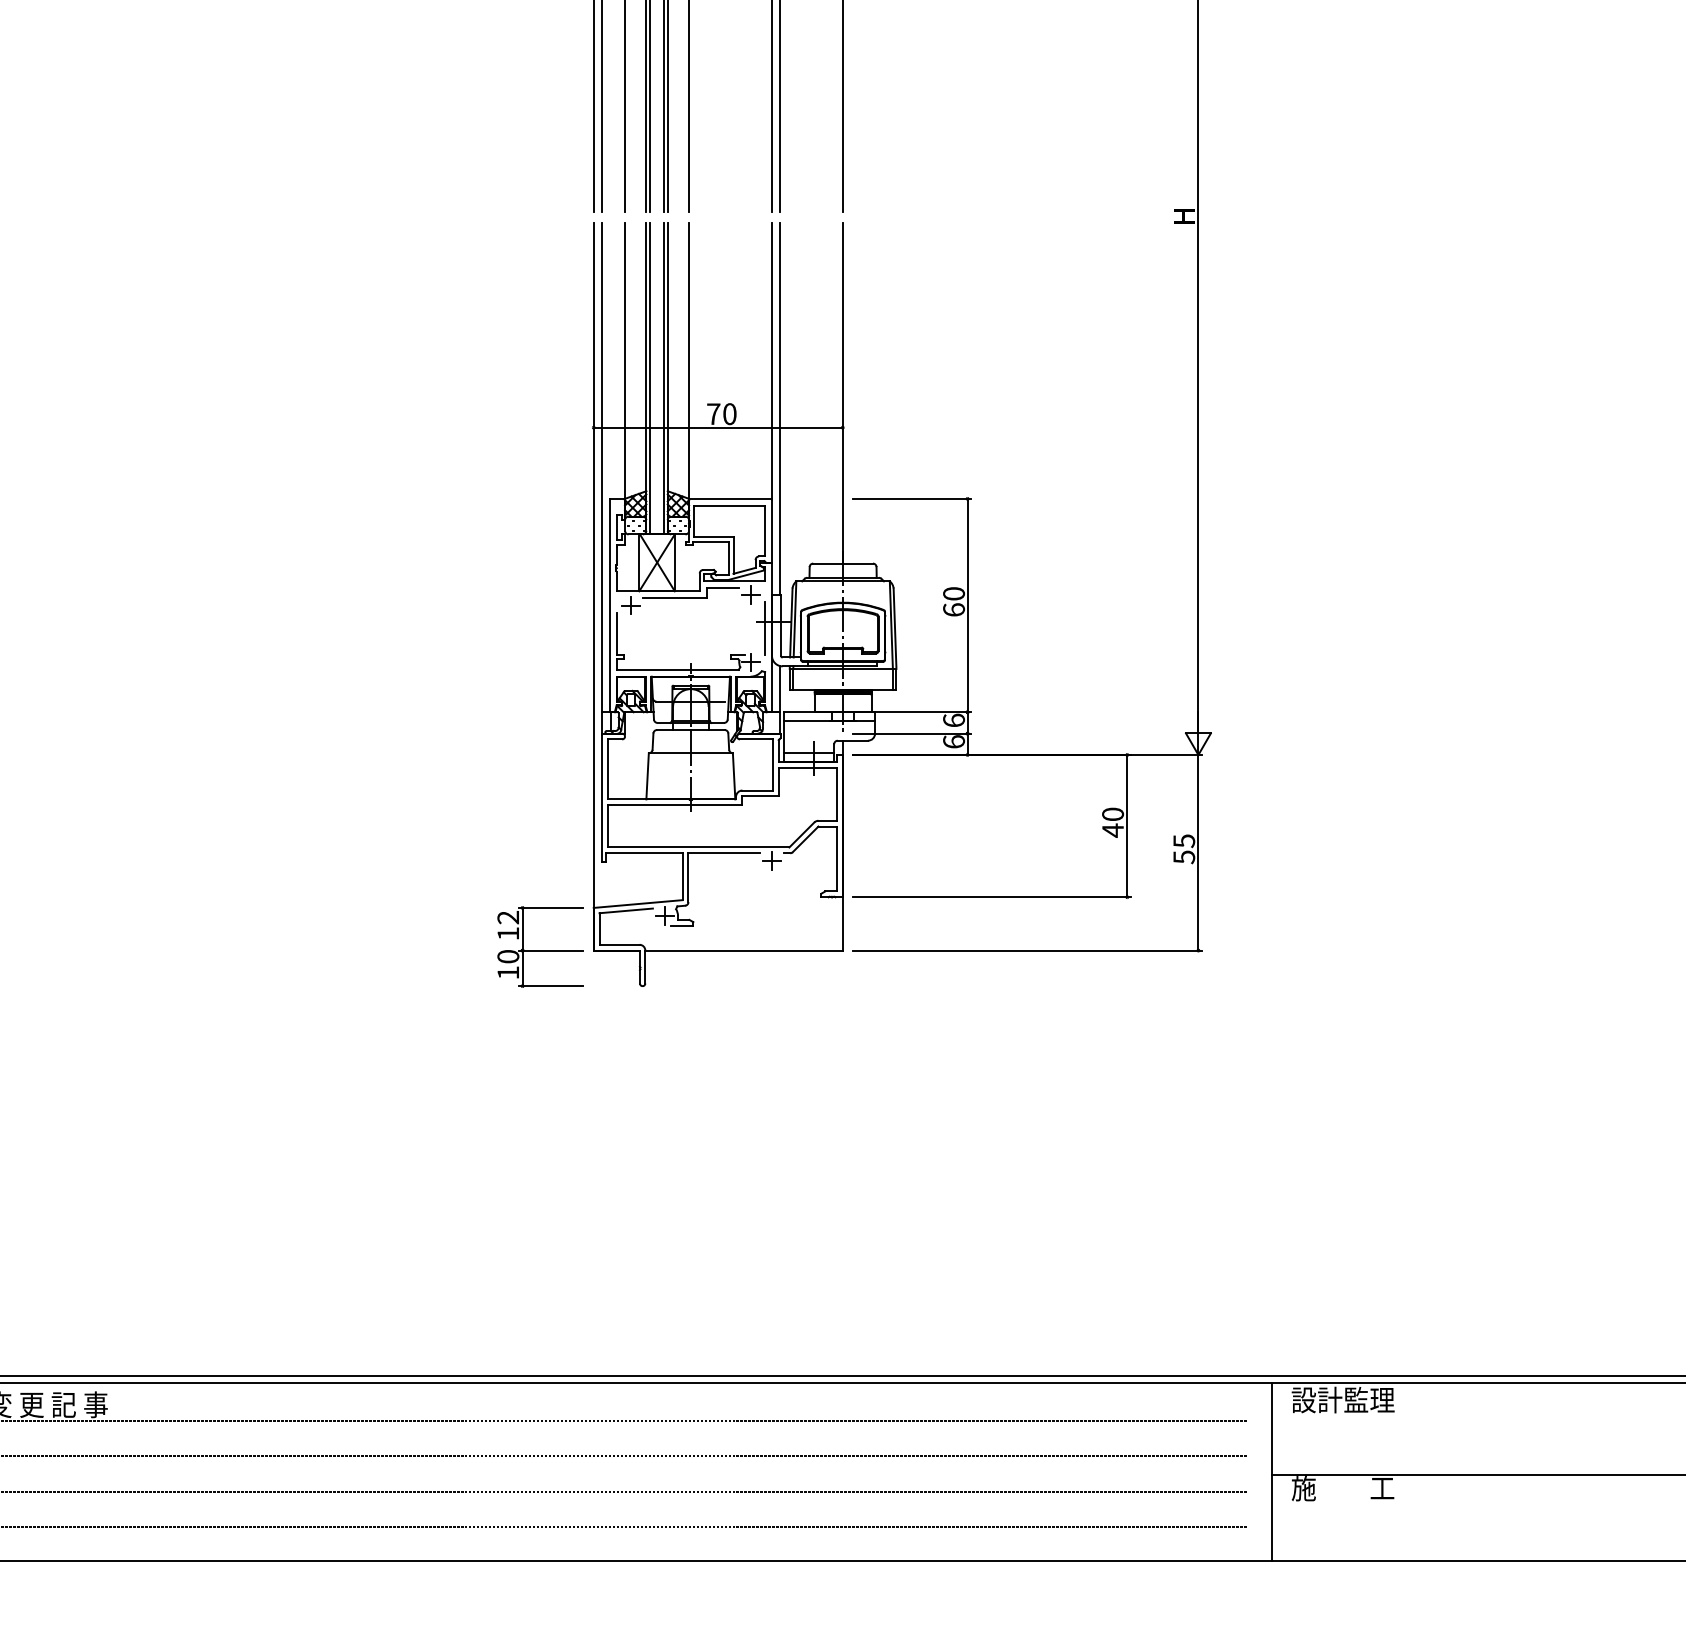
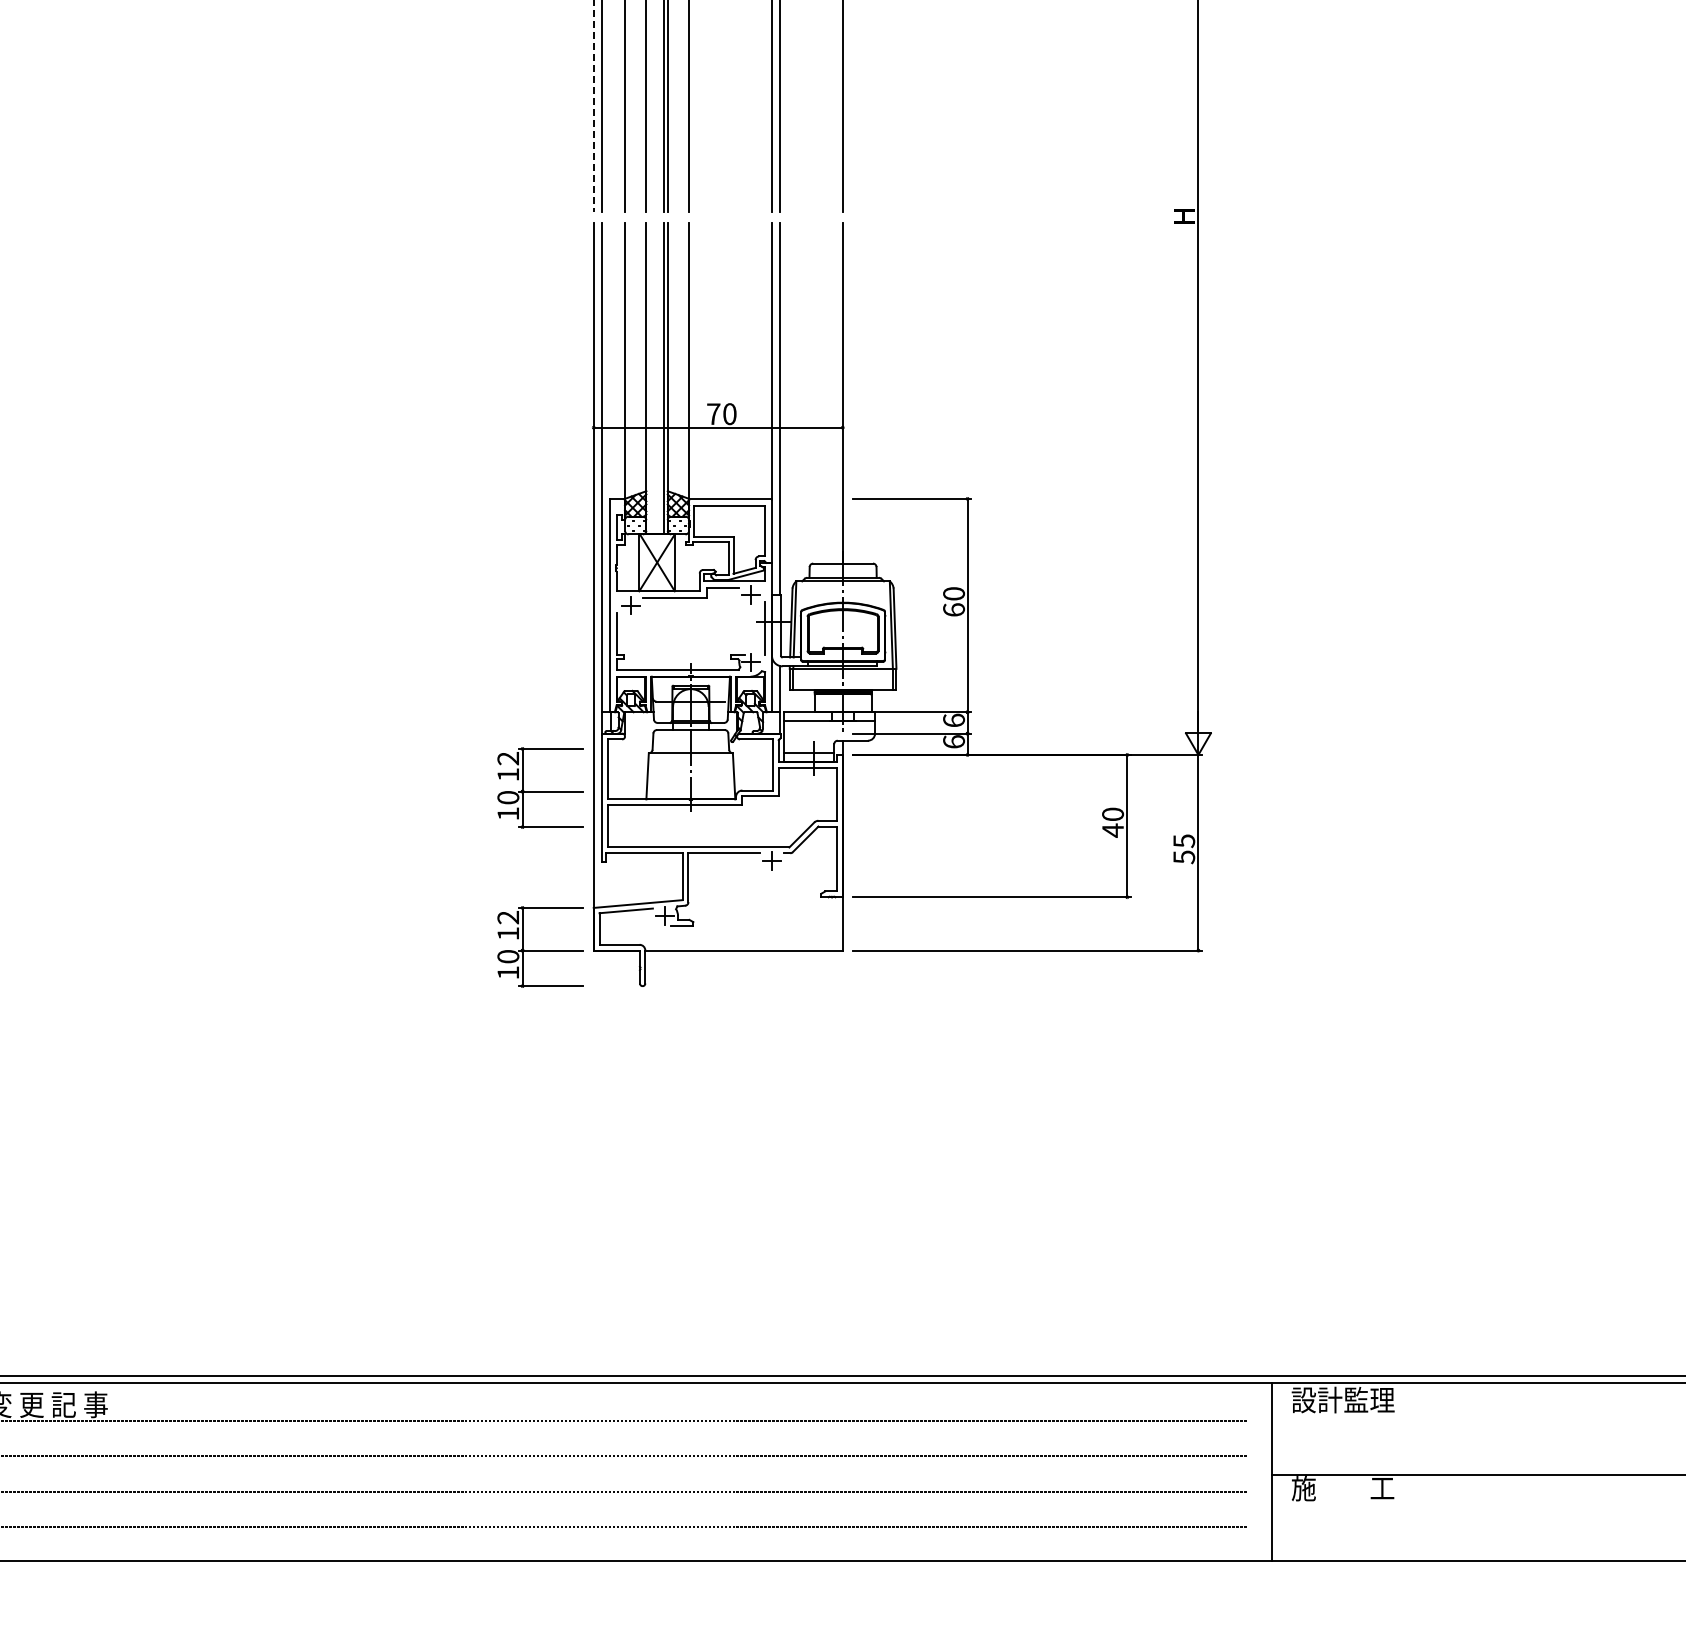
line: solid -> dashed (593, 106)
line: present -> none (649, 107)
line: present -> none (649, 378)
part: none -> present (540, 787)
